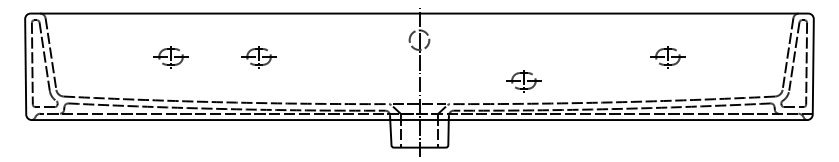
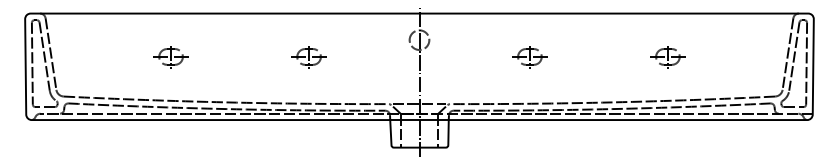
part position: (258, 57) -> (308, 57) (308, 57)
part position: (523, 81) -> (529, 57) (529, 57)
